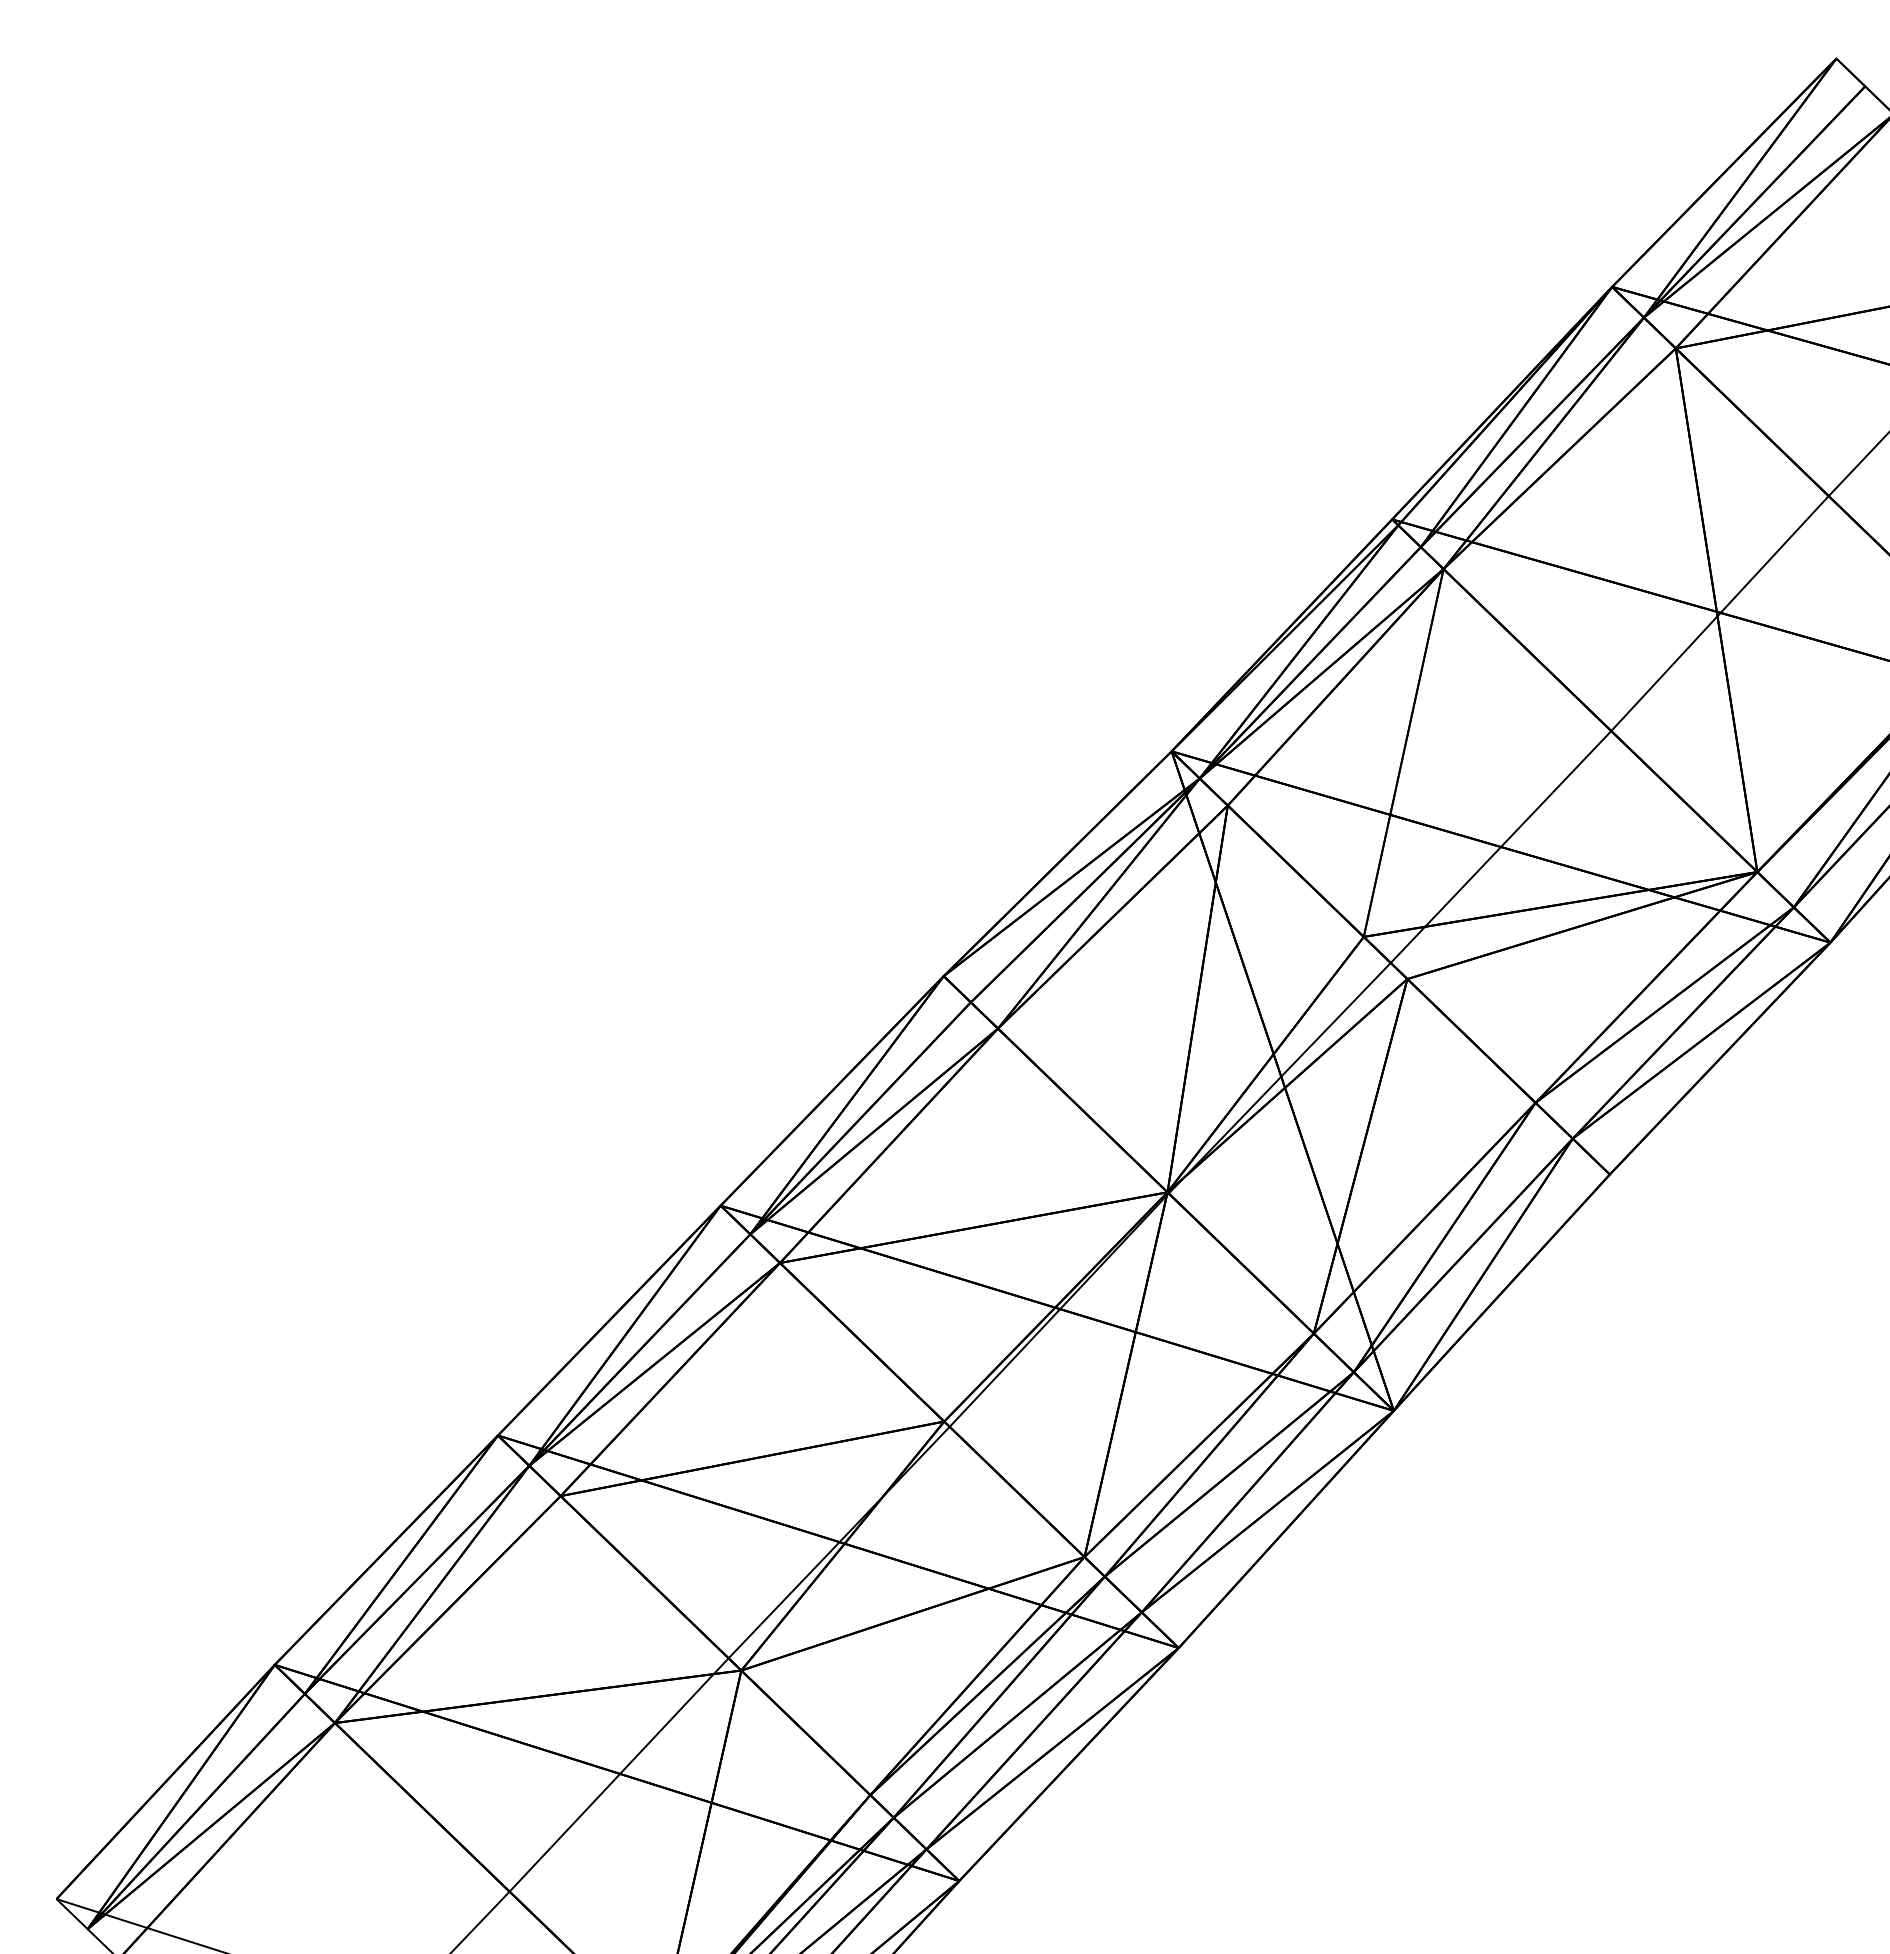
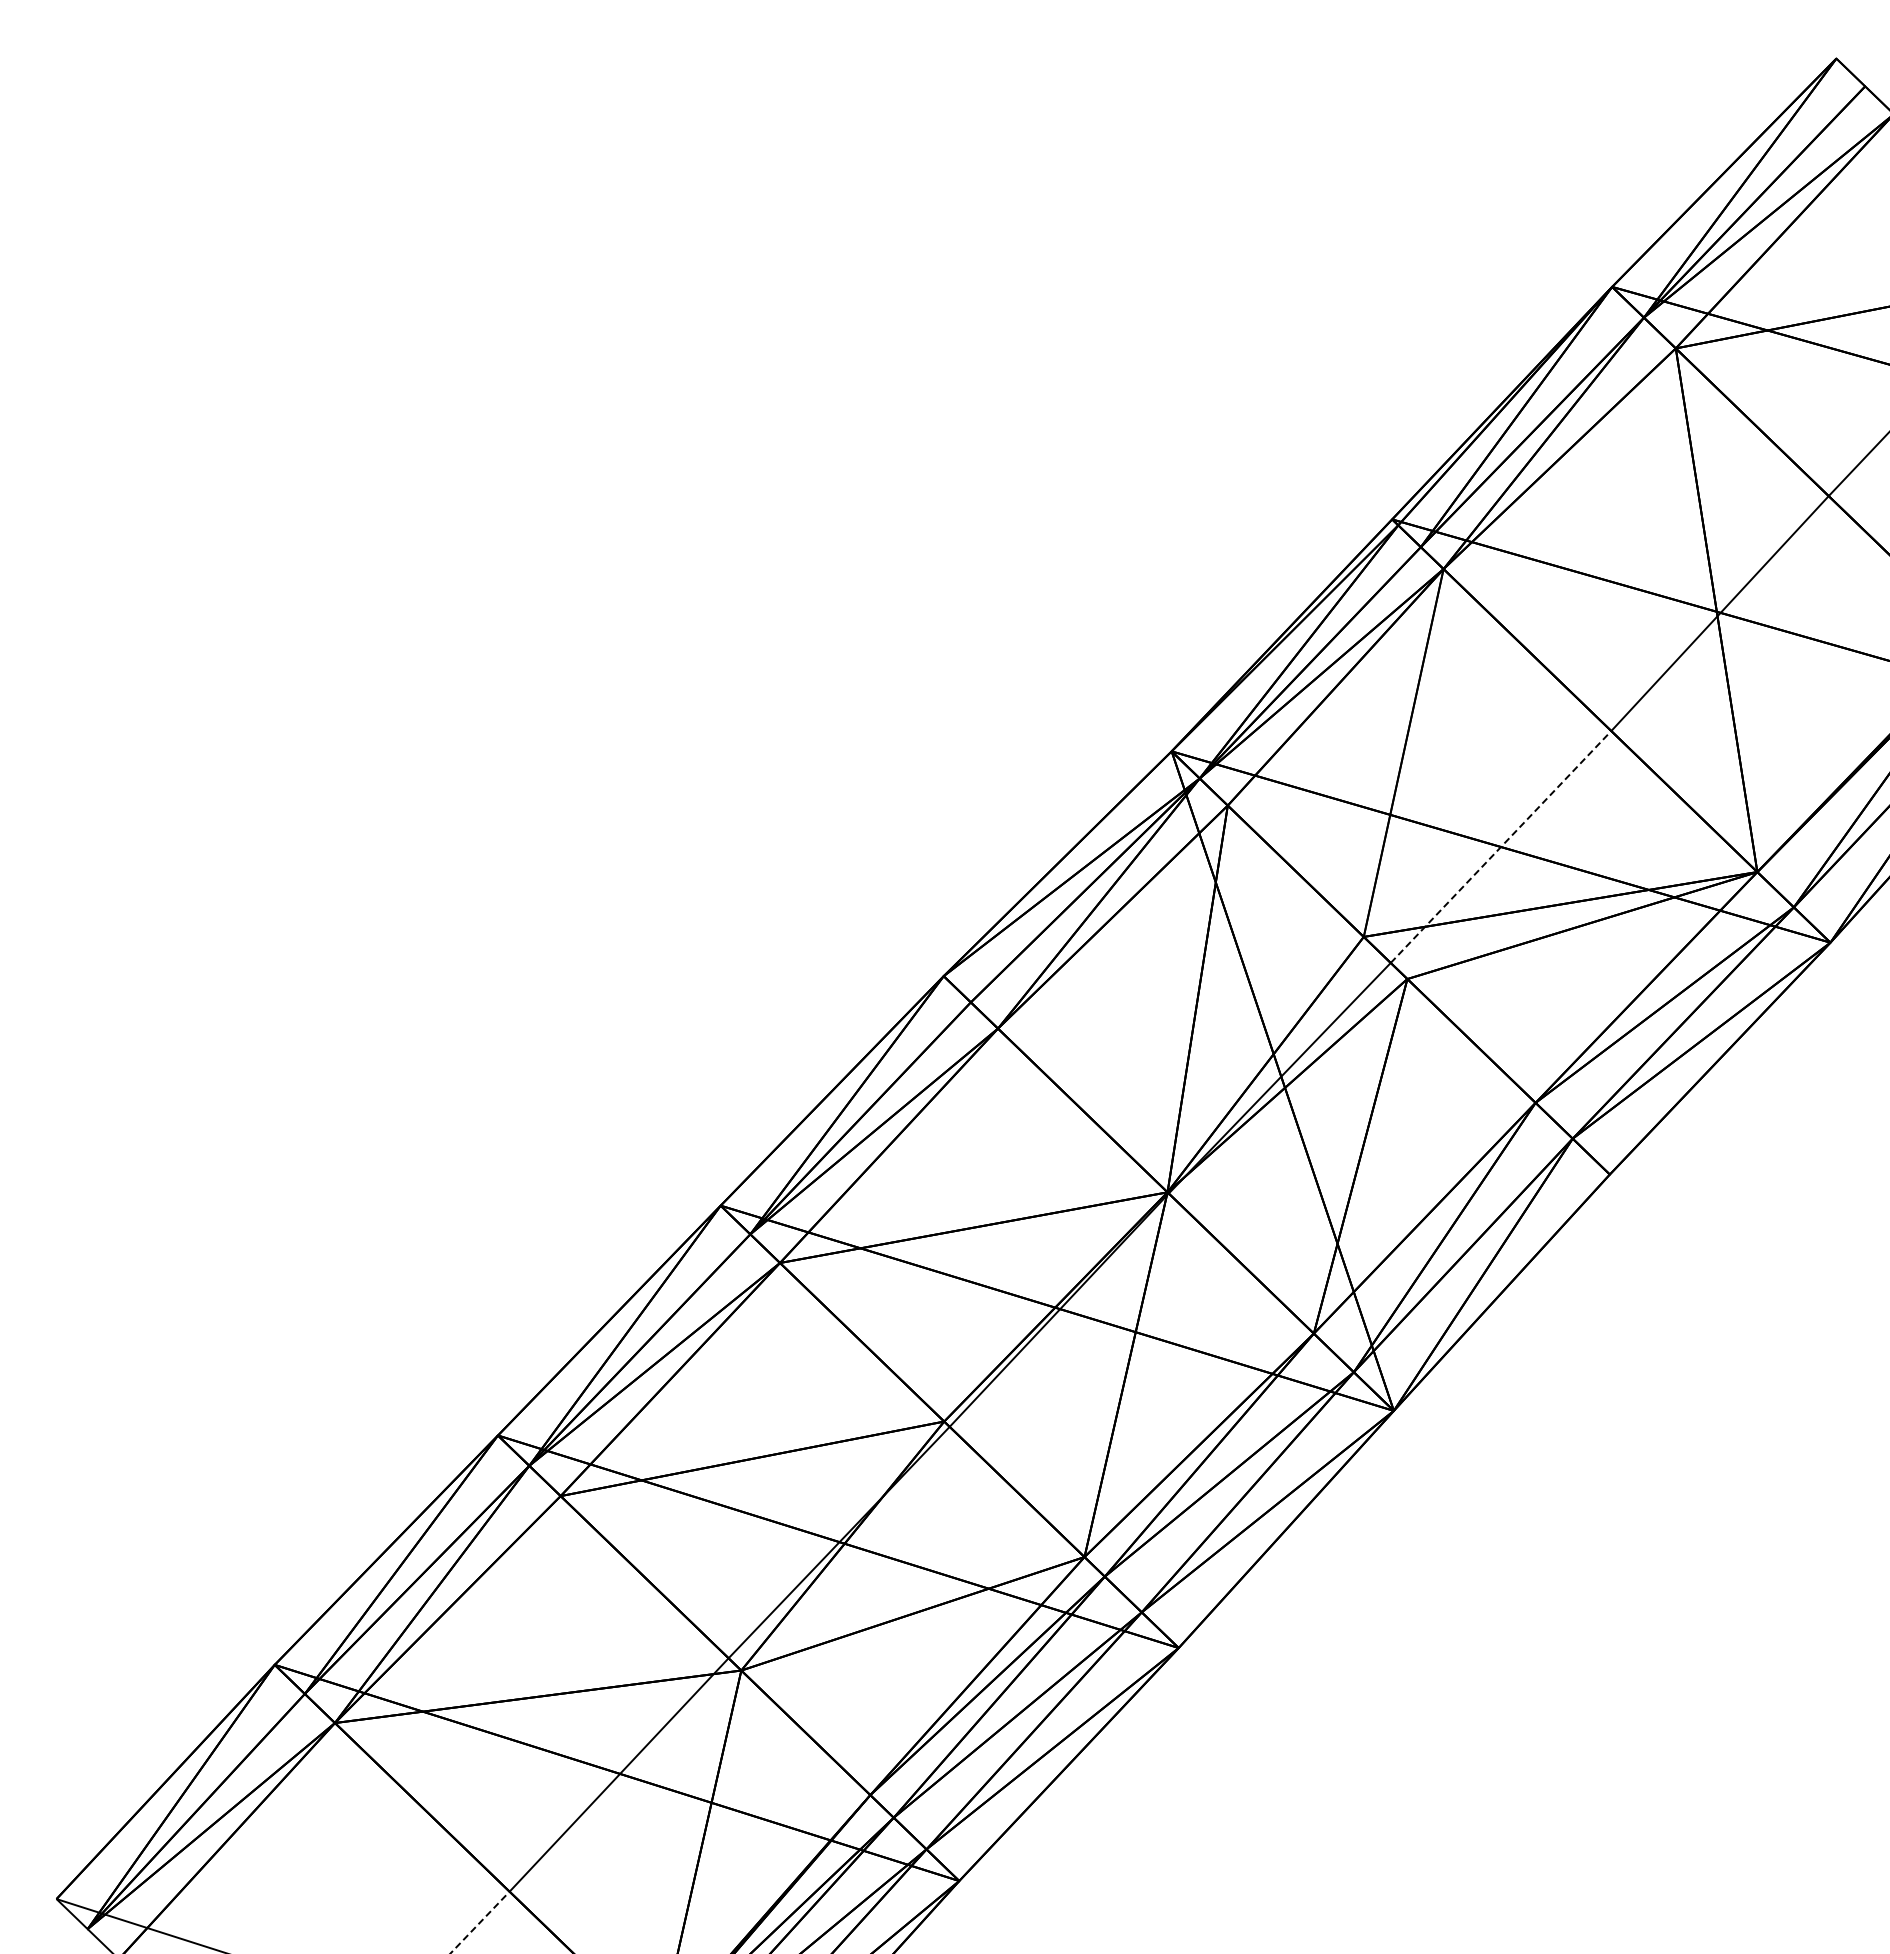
line: solid -> dashed (1501, 846)
line: solid -> dashed (479, 1922)
